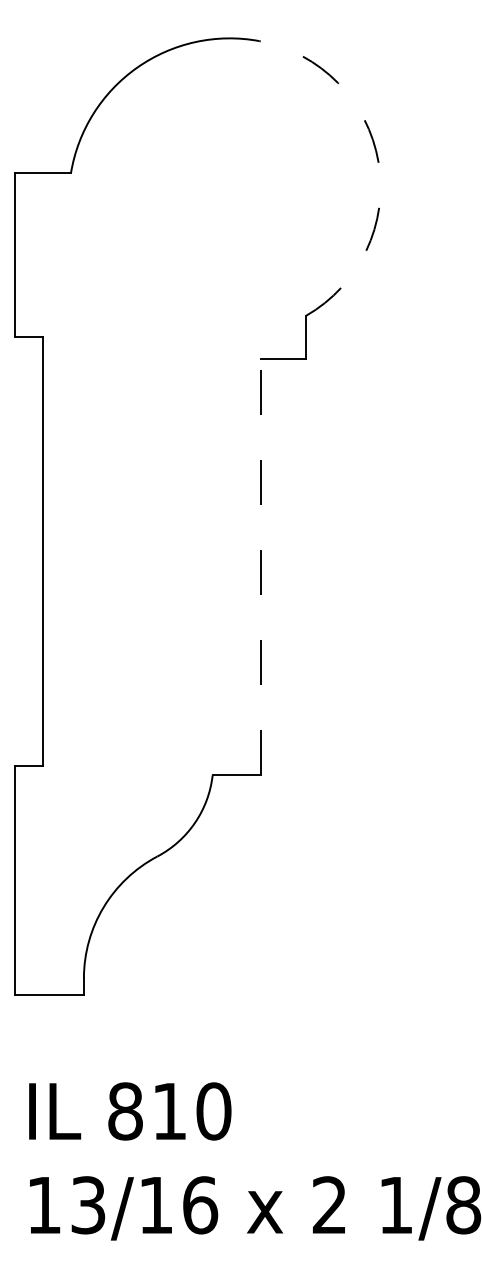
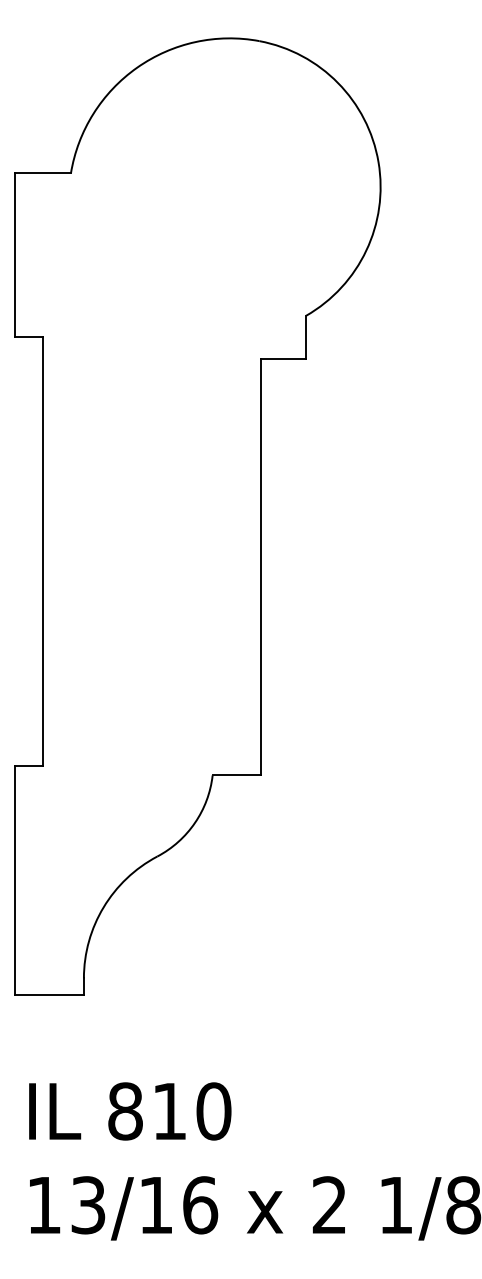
arc: dashed -> solid (378, 162)
line: dashed -> solid (260, 566)
